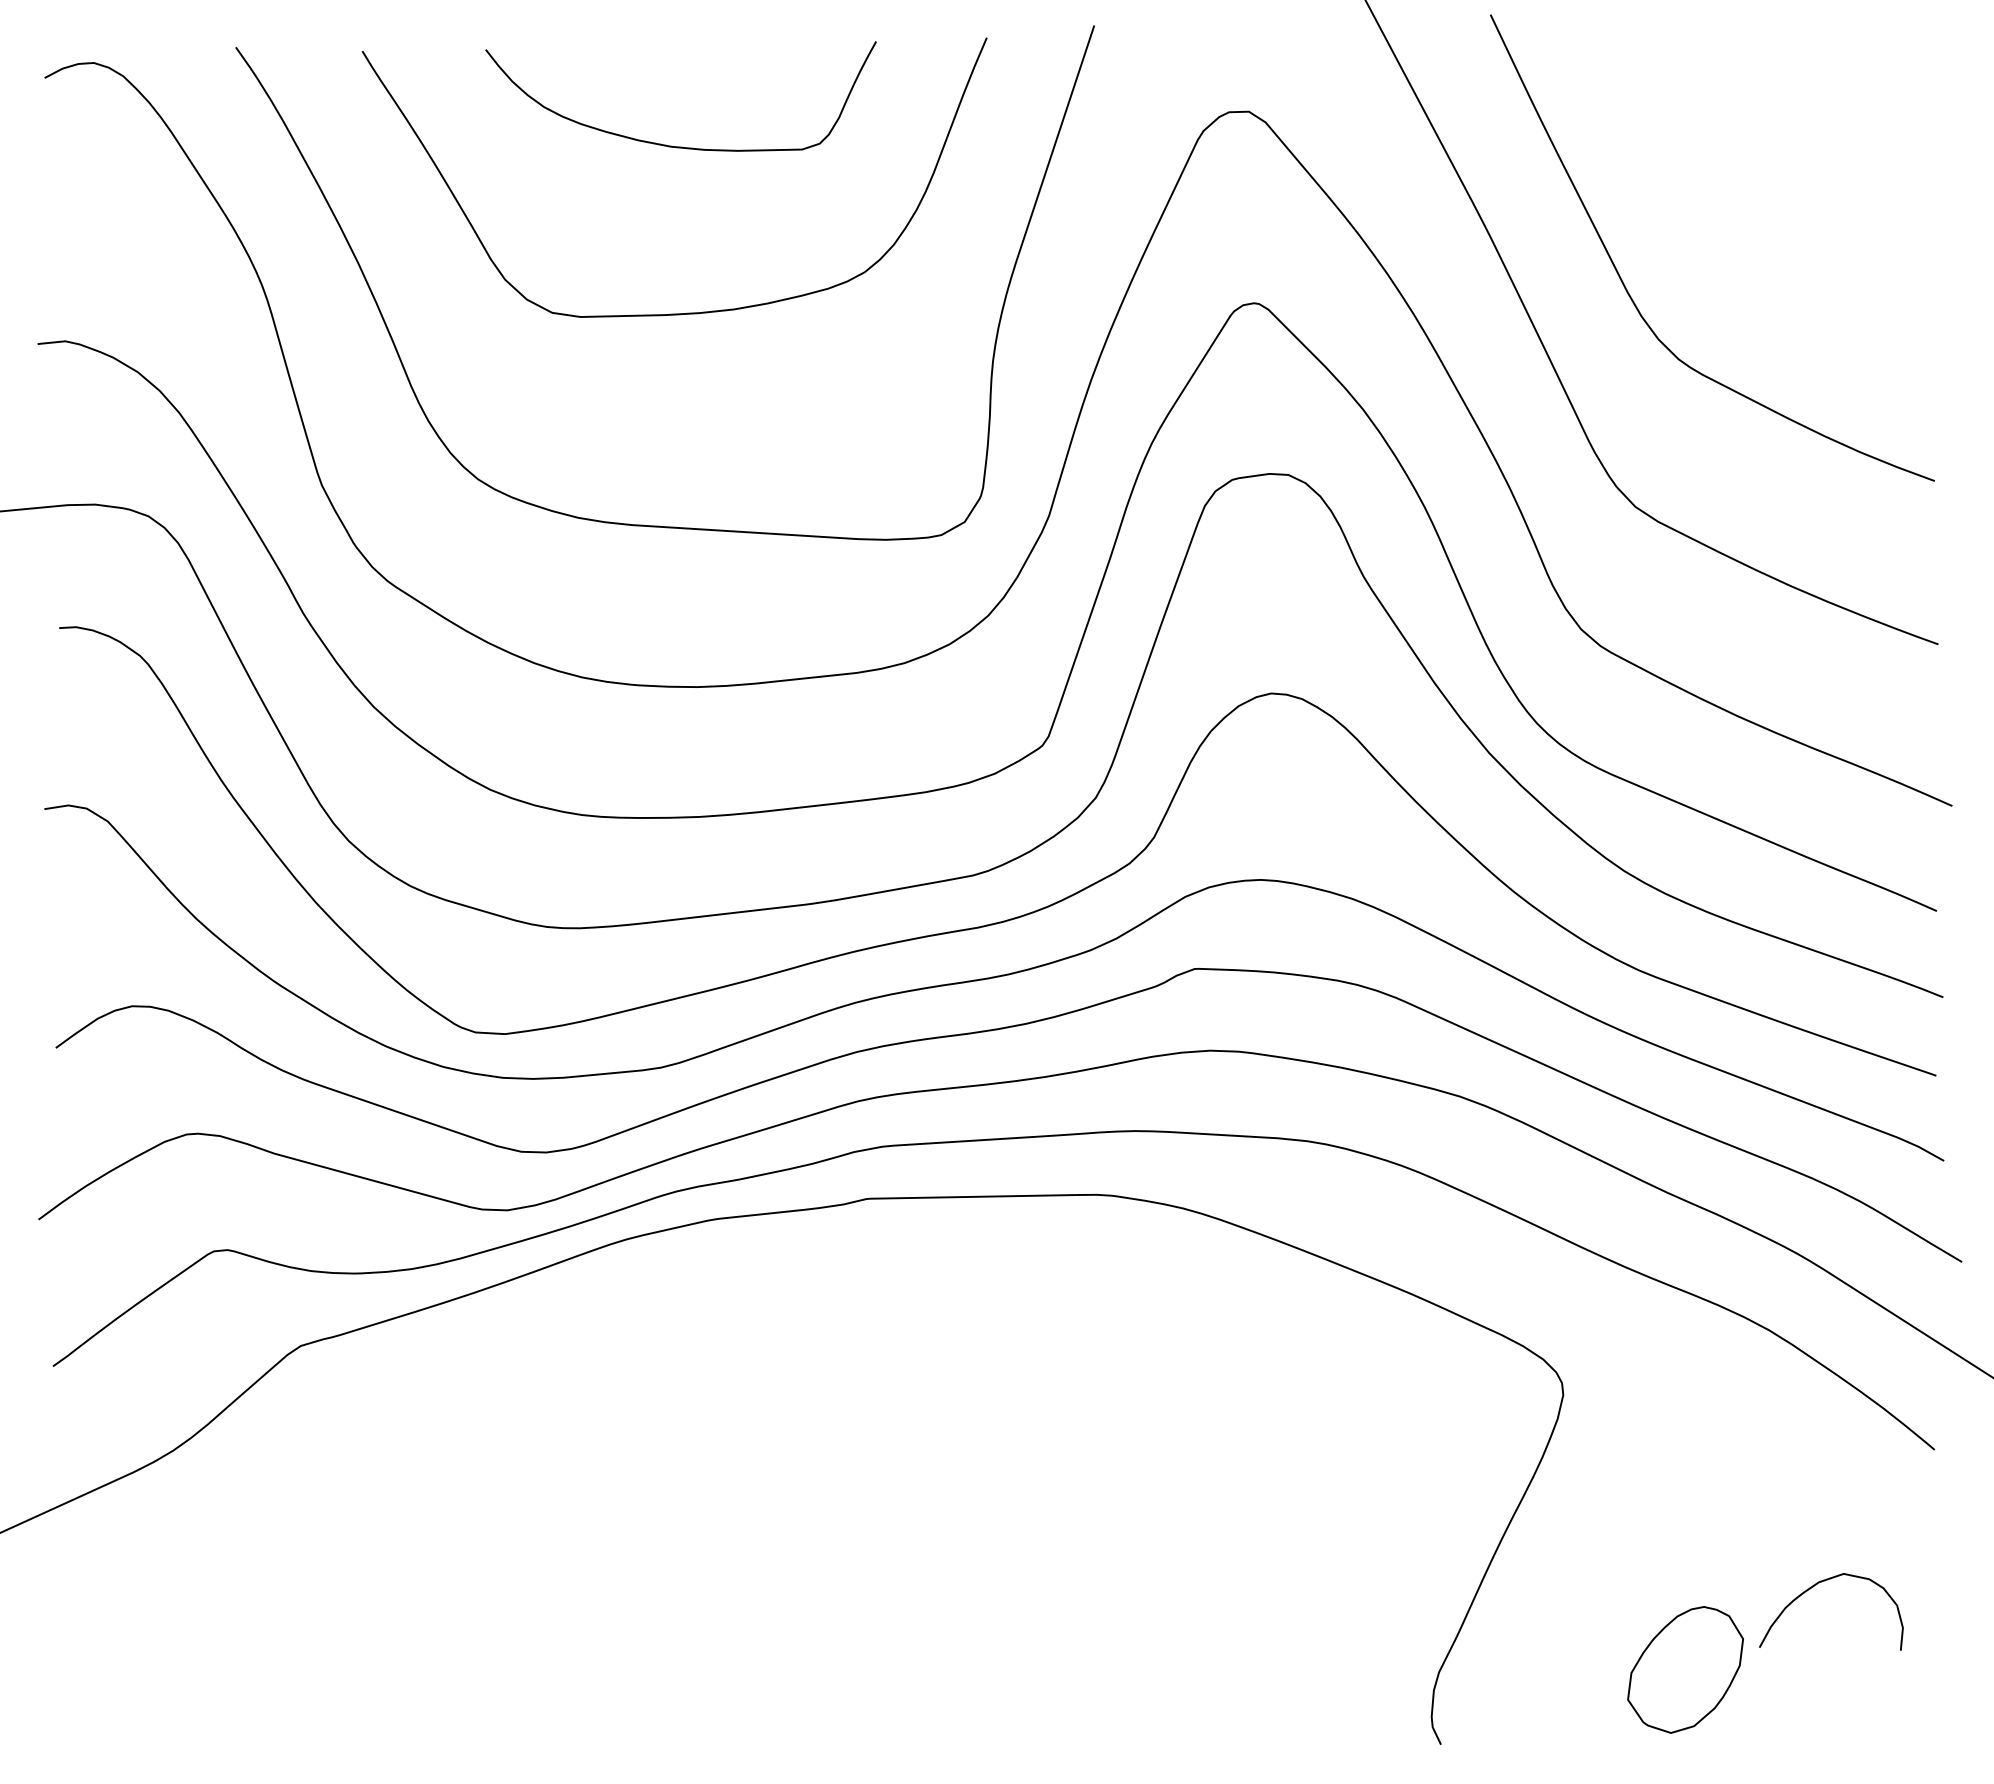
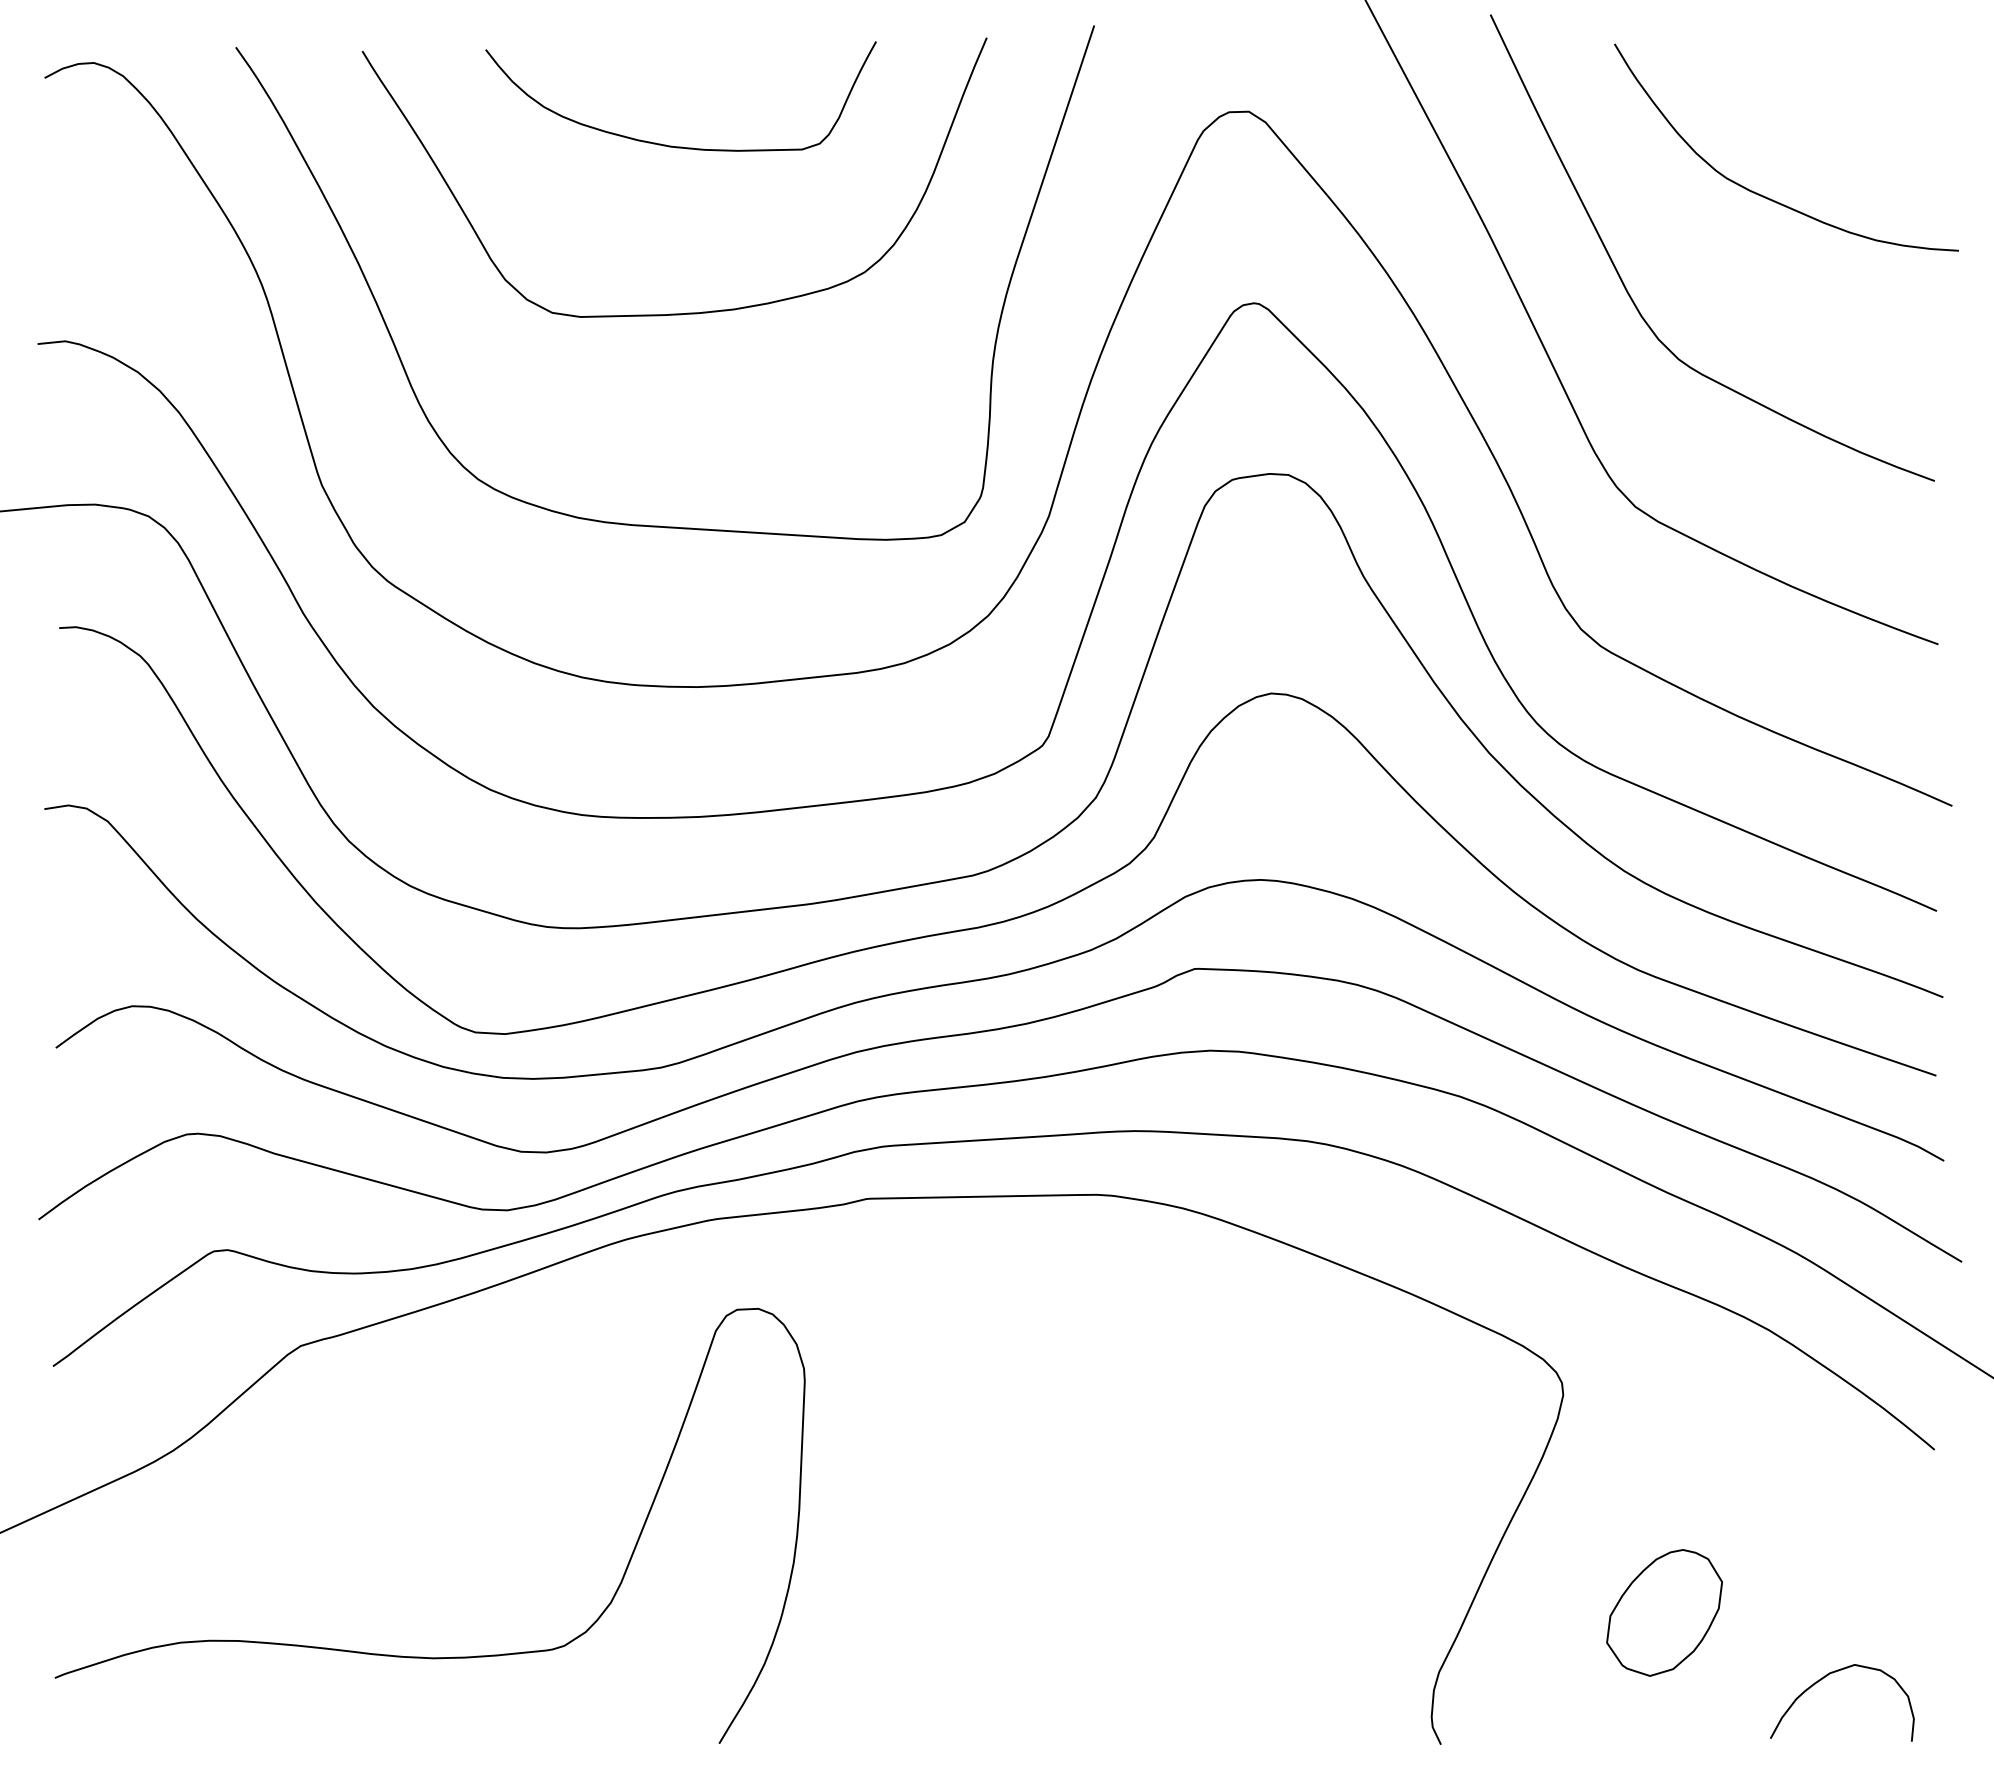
curve: none -> present (1766, 196)
curve position: (1813, 1587) -> (1824, 1678) (1824, 1678)
curve: none -> present (422, 1656)
part position: (1685, 1669) -> (1664, 1612) (1664, 1612)
